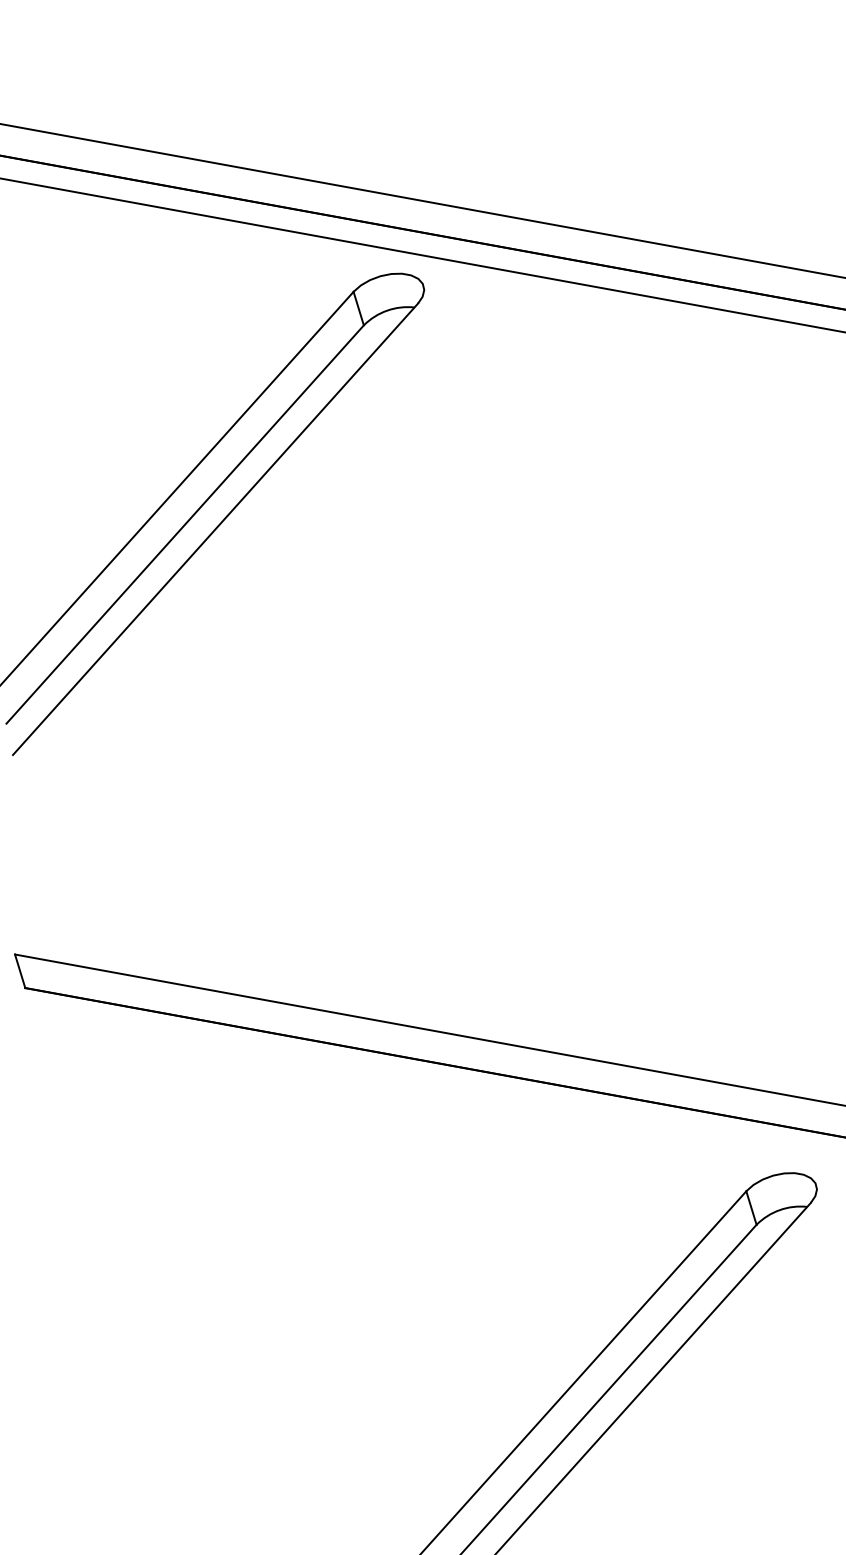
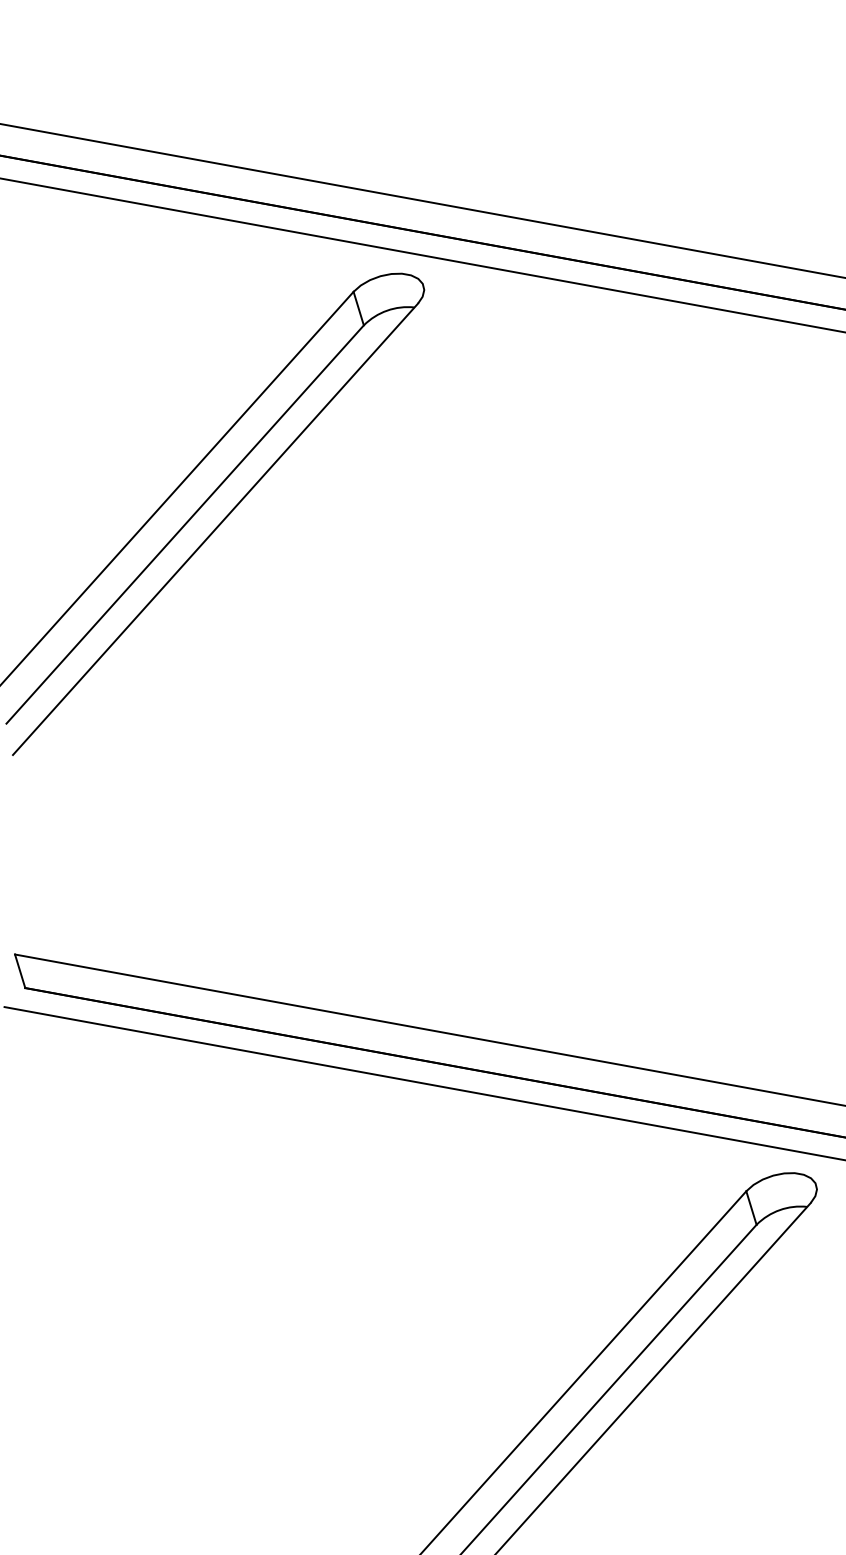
line: none -> present (423, 1083)
